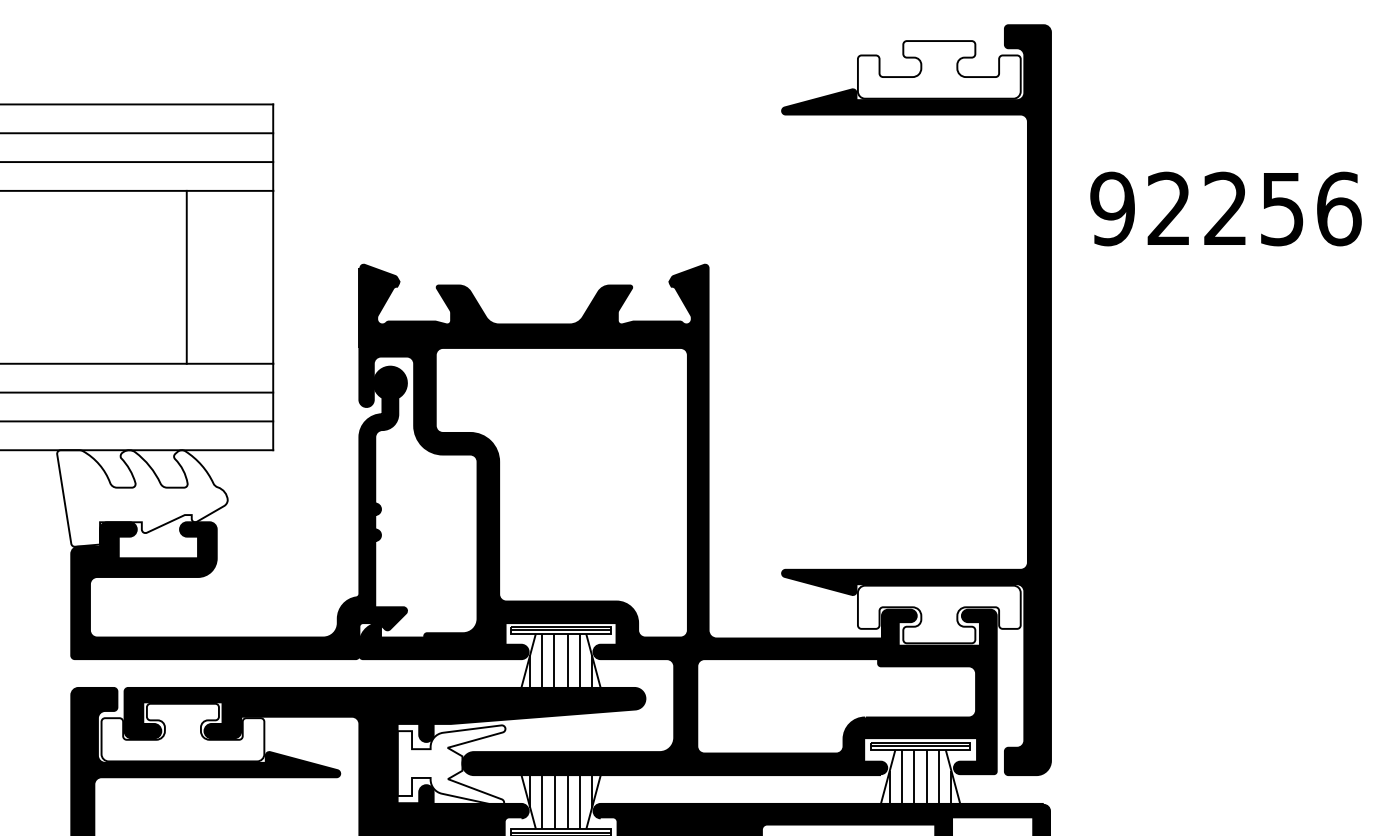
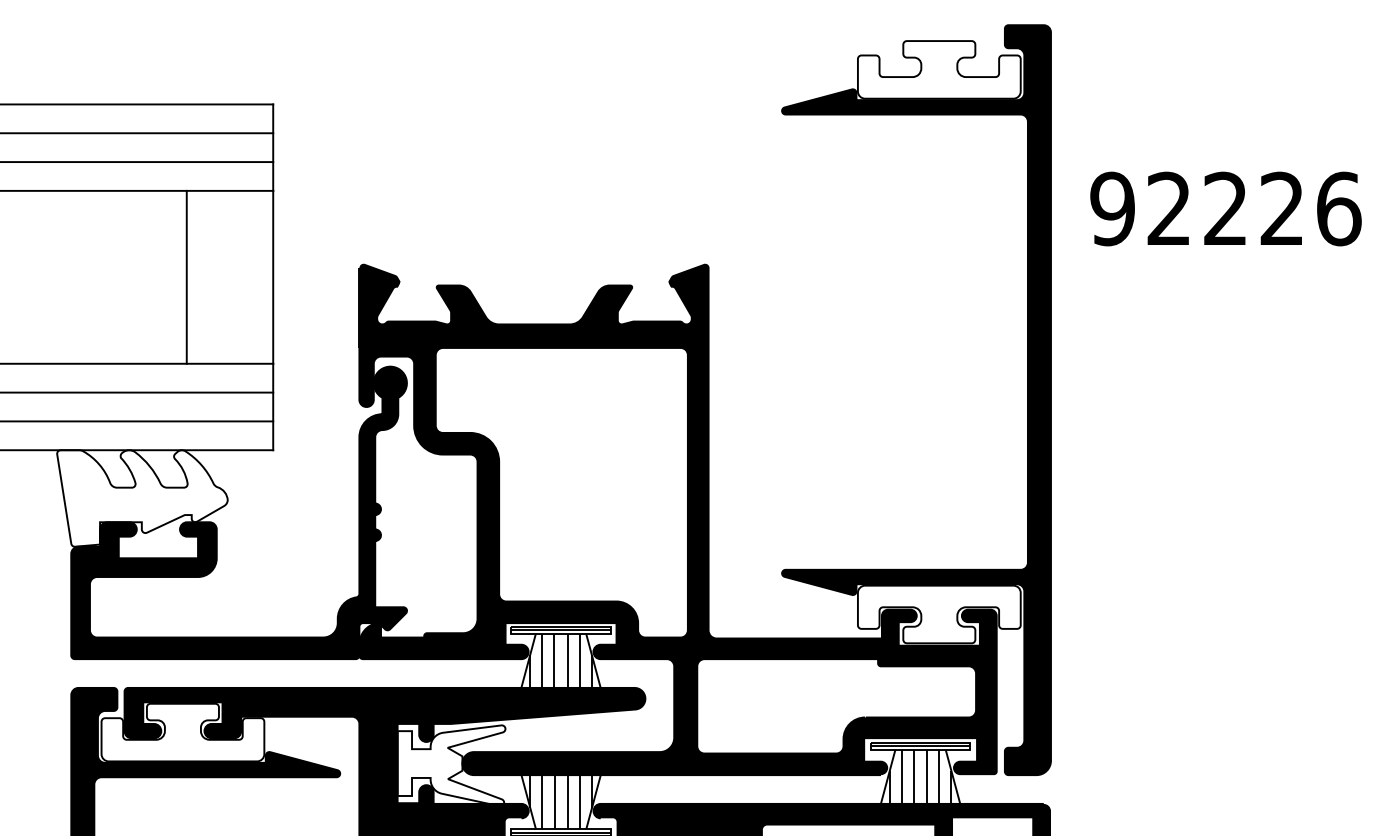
text: 92256 -> 92226 (1281, 208)
